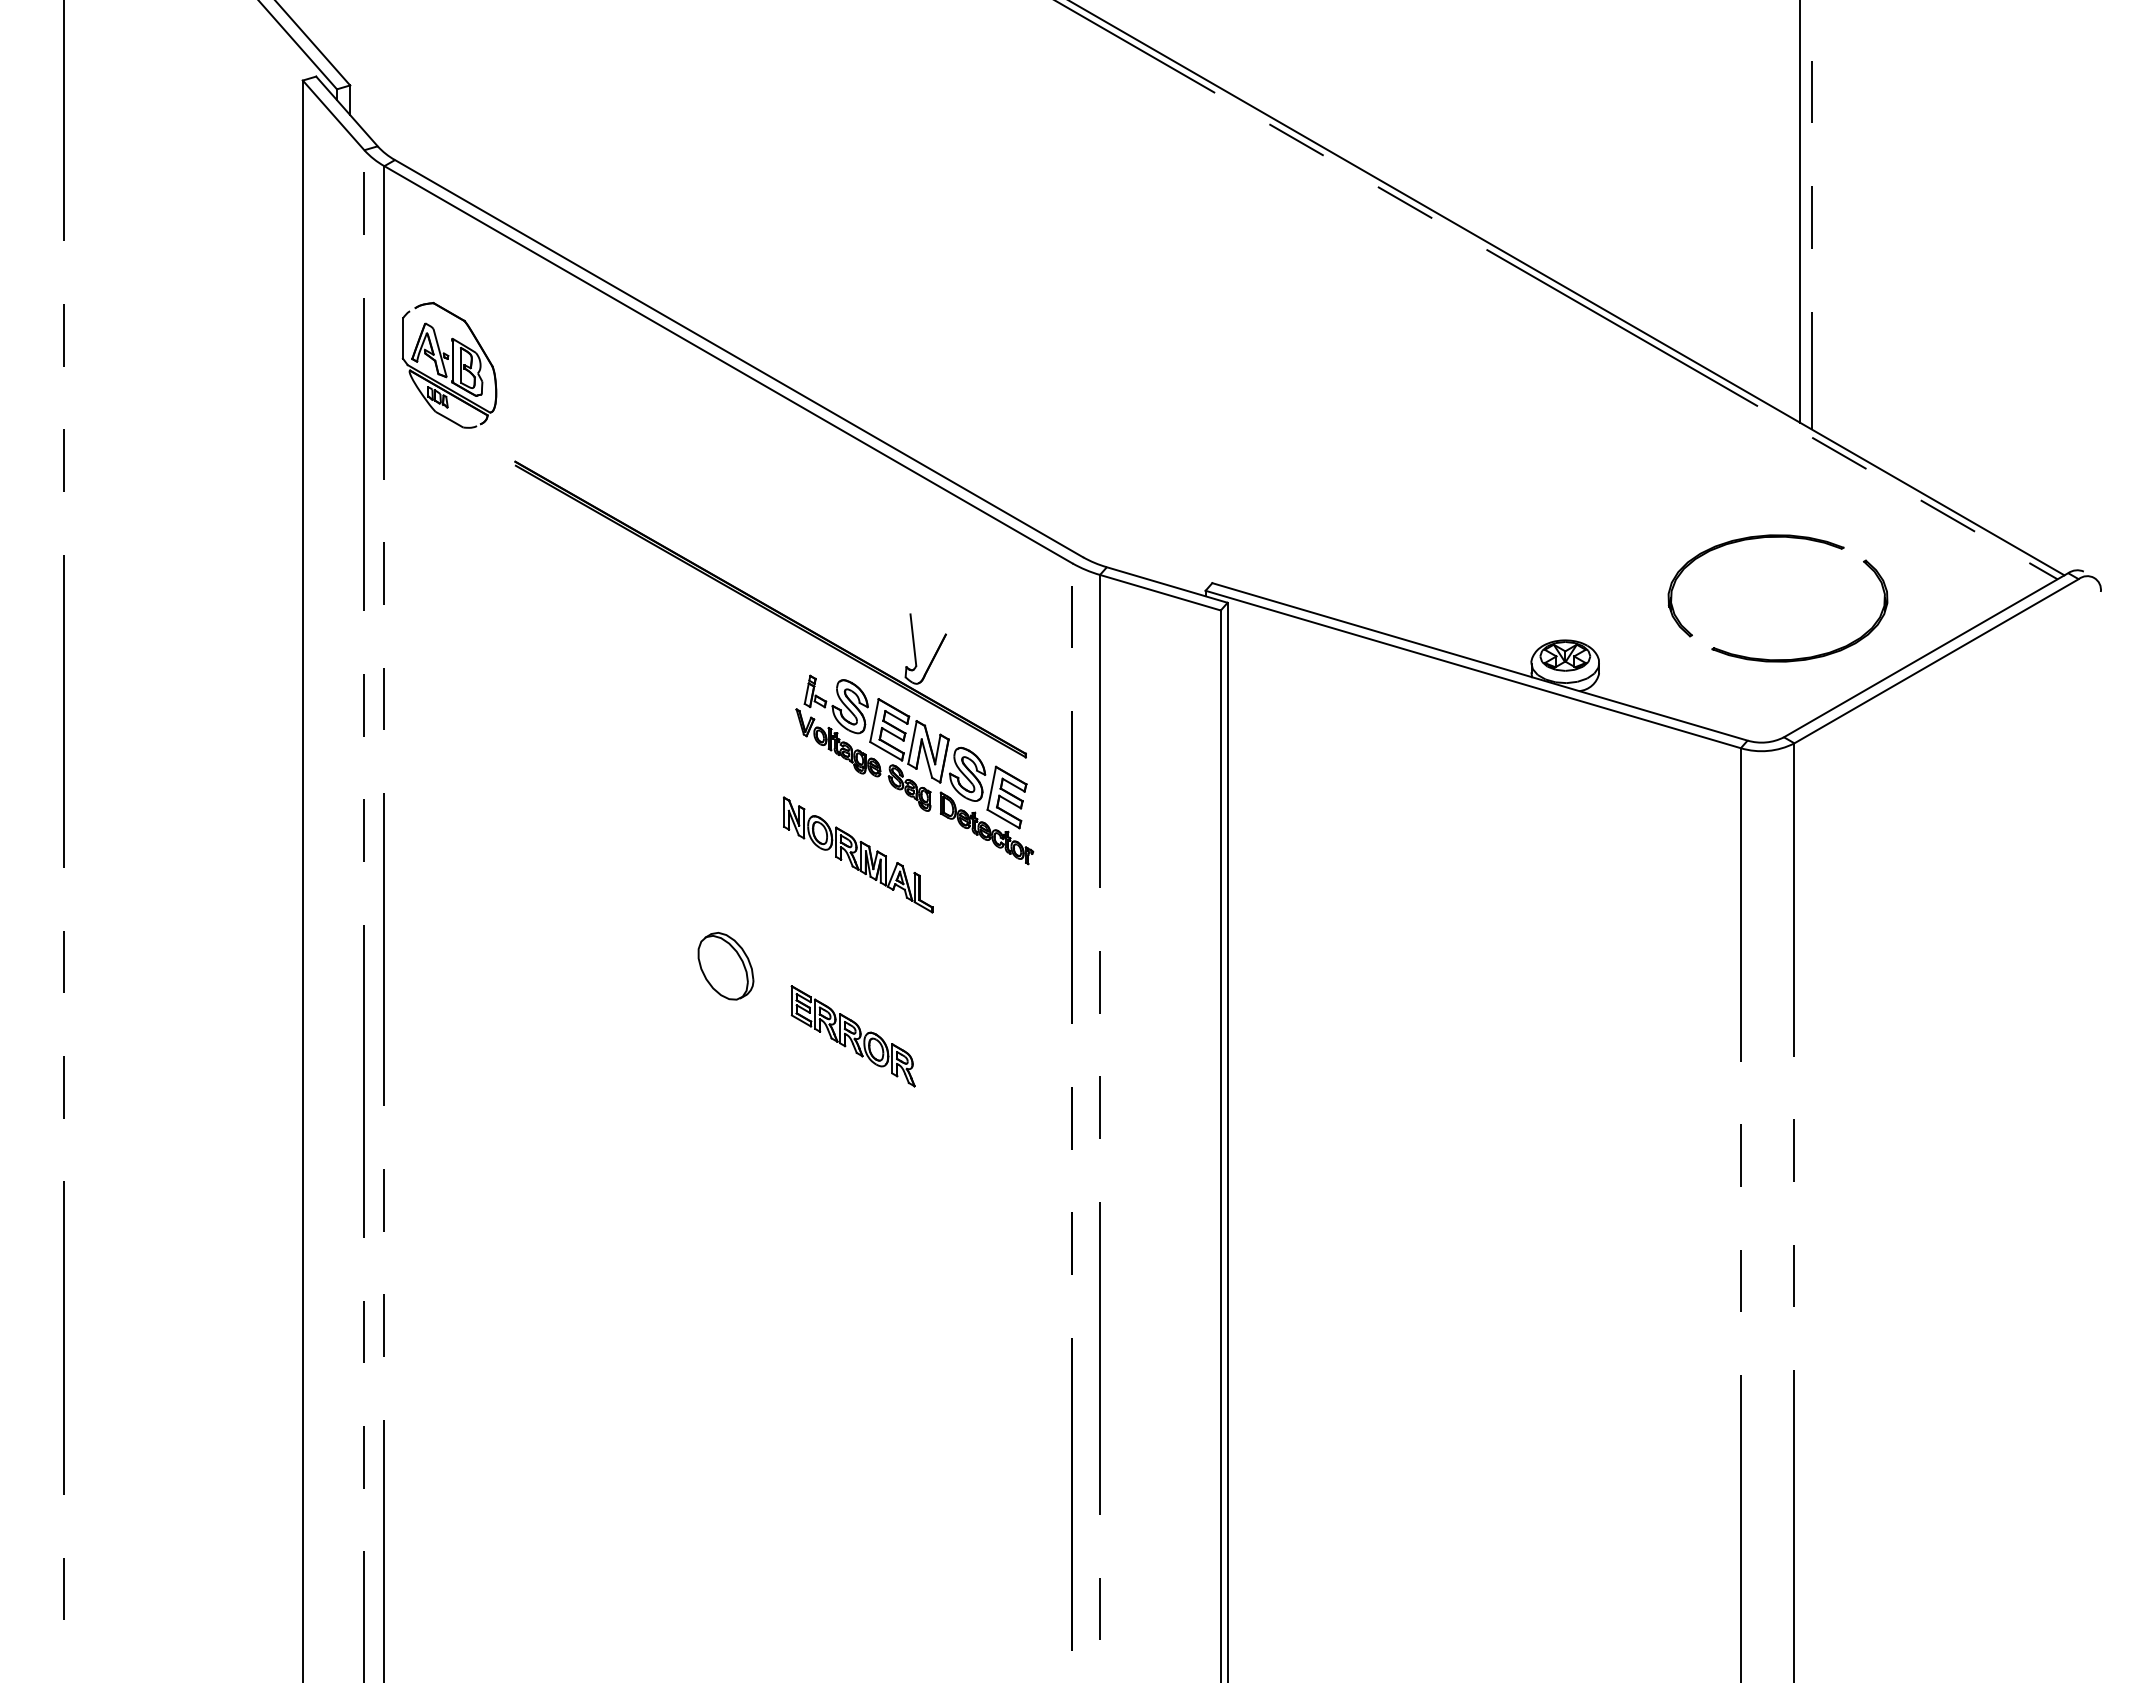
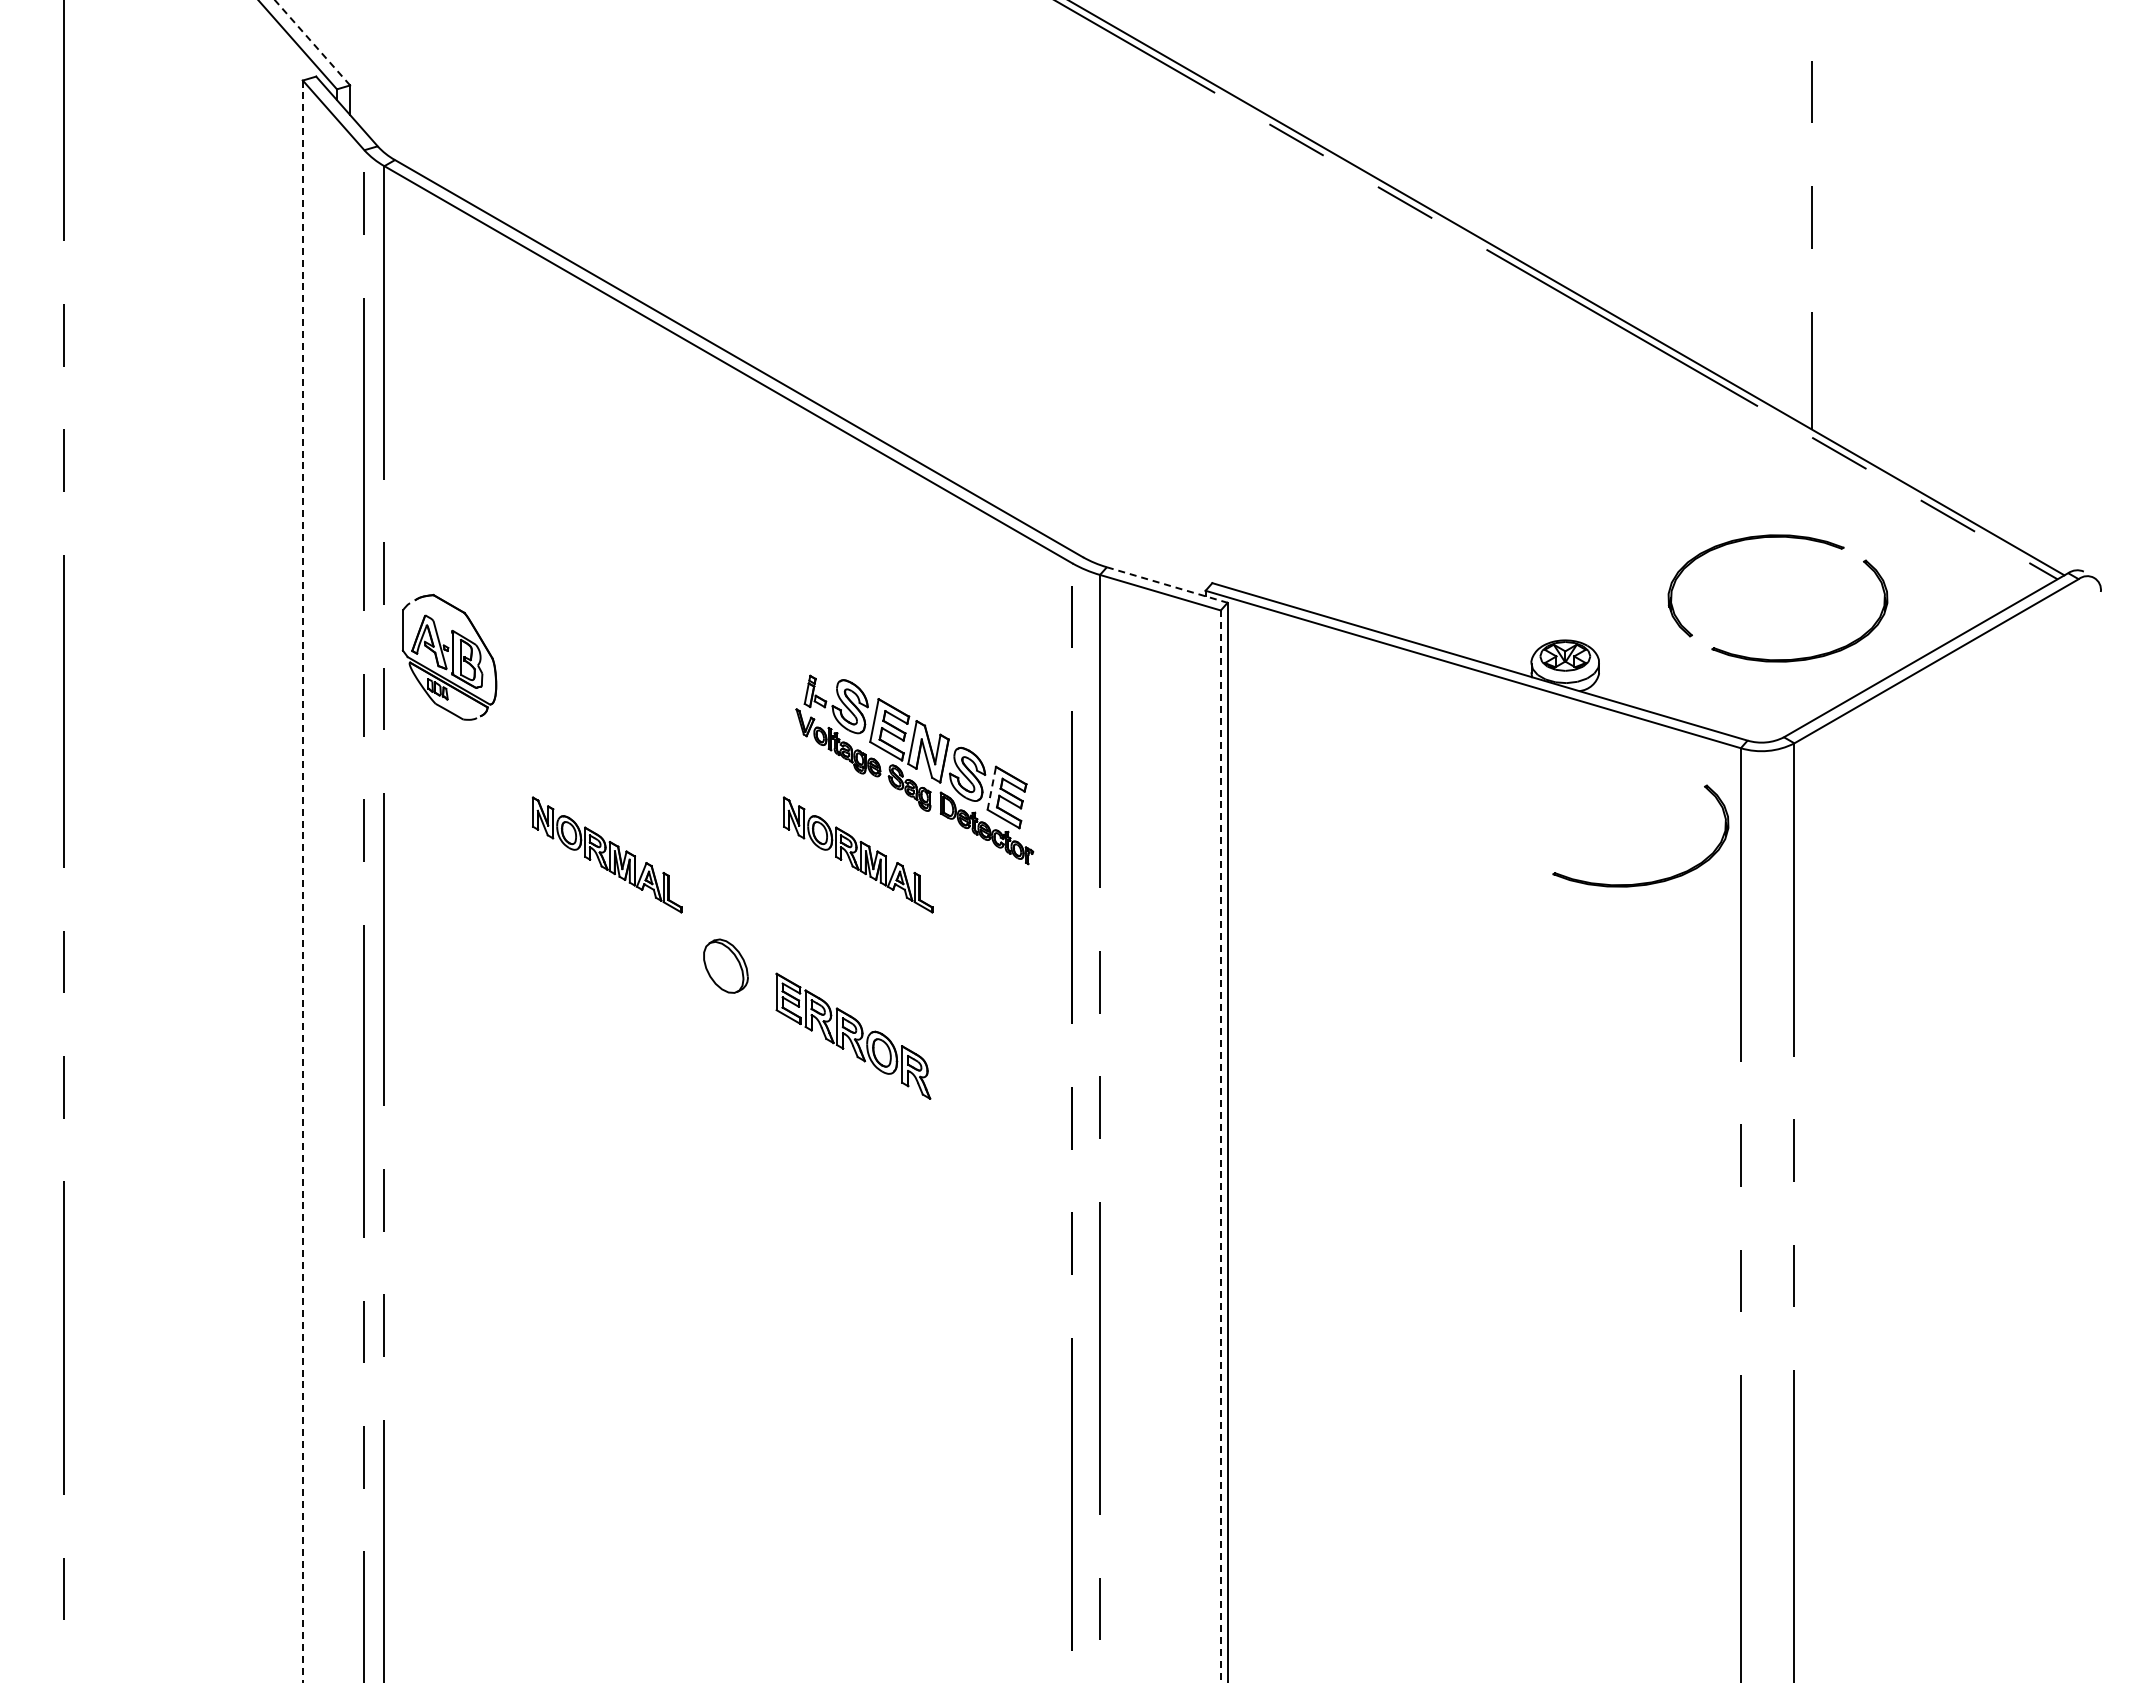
line: solid -> dashed (312, 42)
line: present -> none (1800, 212)
part position: (449, 364) -> (449, 656) (449, 656)
line: solid -> dashed (1167, 585)
part: present -> none (770, 609)
line: solid -> dashed (991, 788)
part: none -> present (607, 854)
line: solid -> dashed (302, 881)
part: none -> present (1648, 881)
part size: 58x70 px -> 46x56 px (725, 965)
part size: 126x103 px -> 157x128 px (853, 1035)
line: solid -> dashed (1220, 1146)
